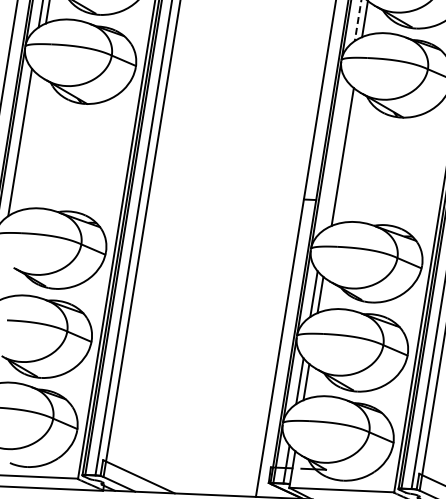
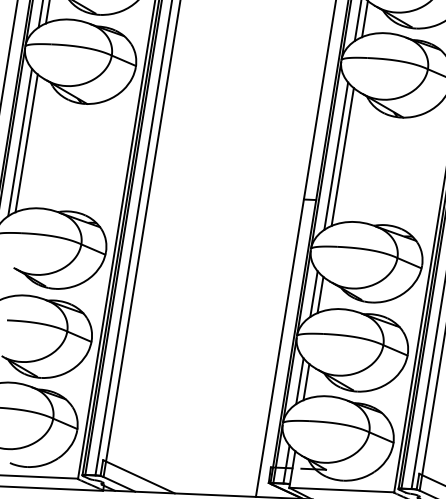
line: dashed -> solid (358, 20)
line: none -> present (26, 143)
line: none -> present (336, 155)
